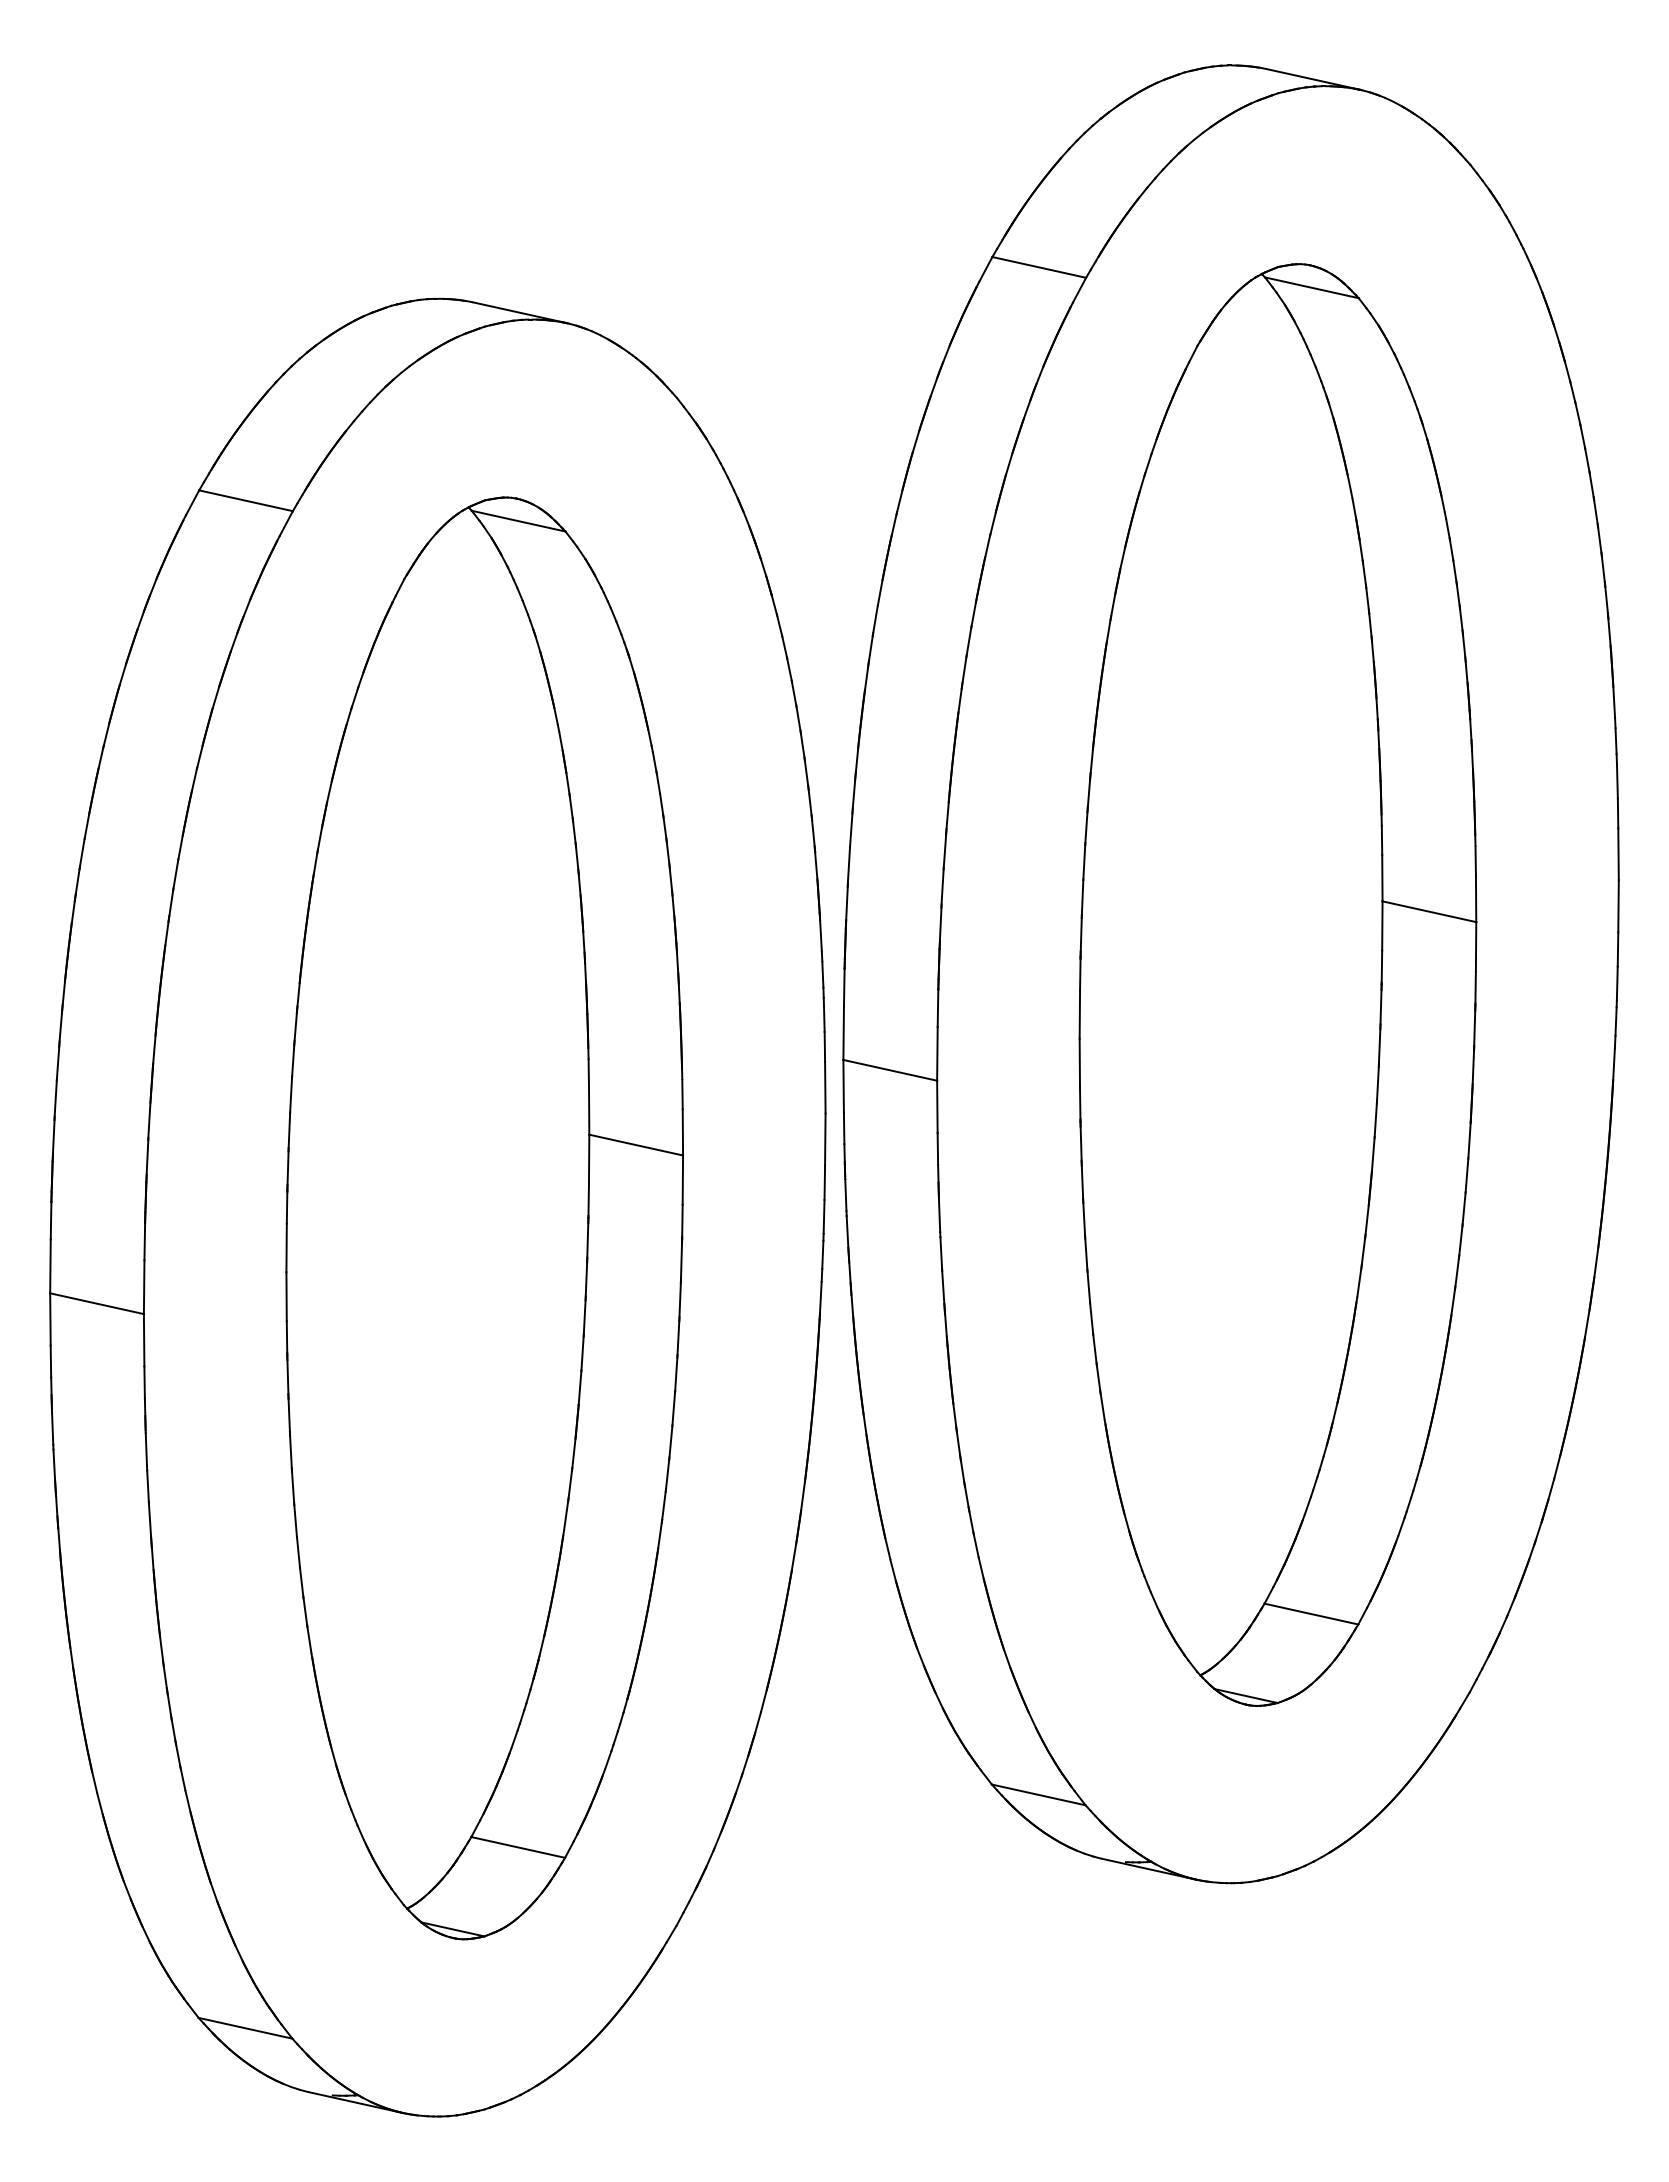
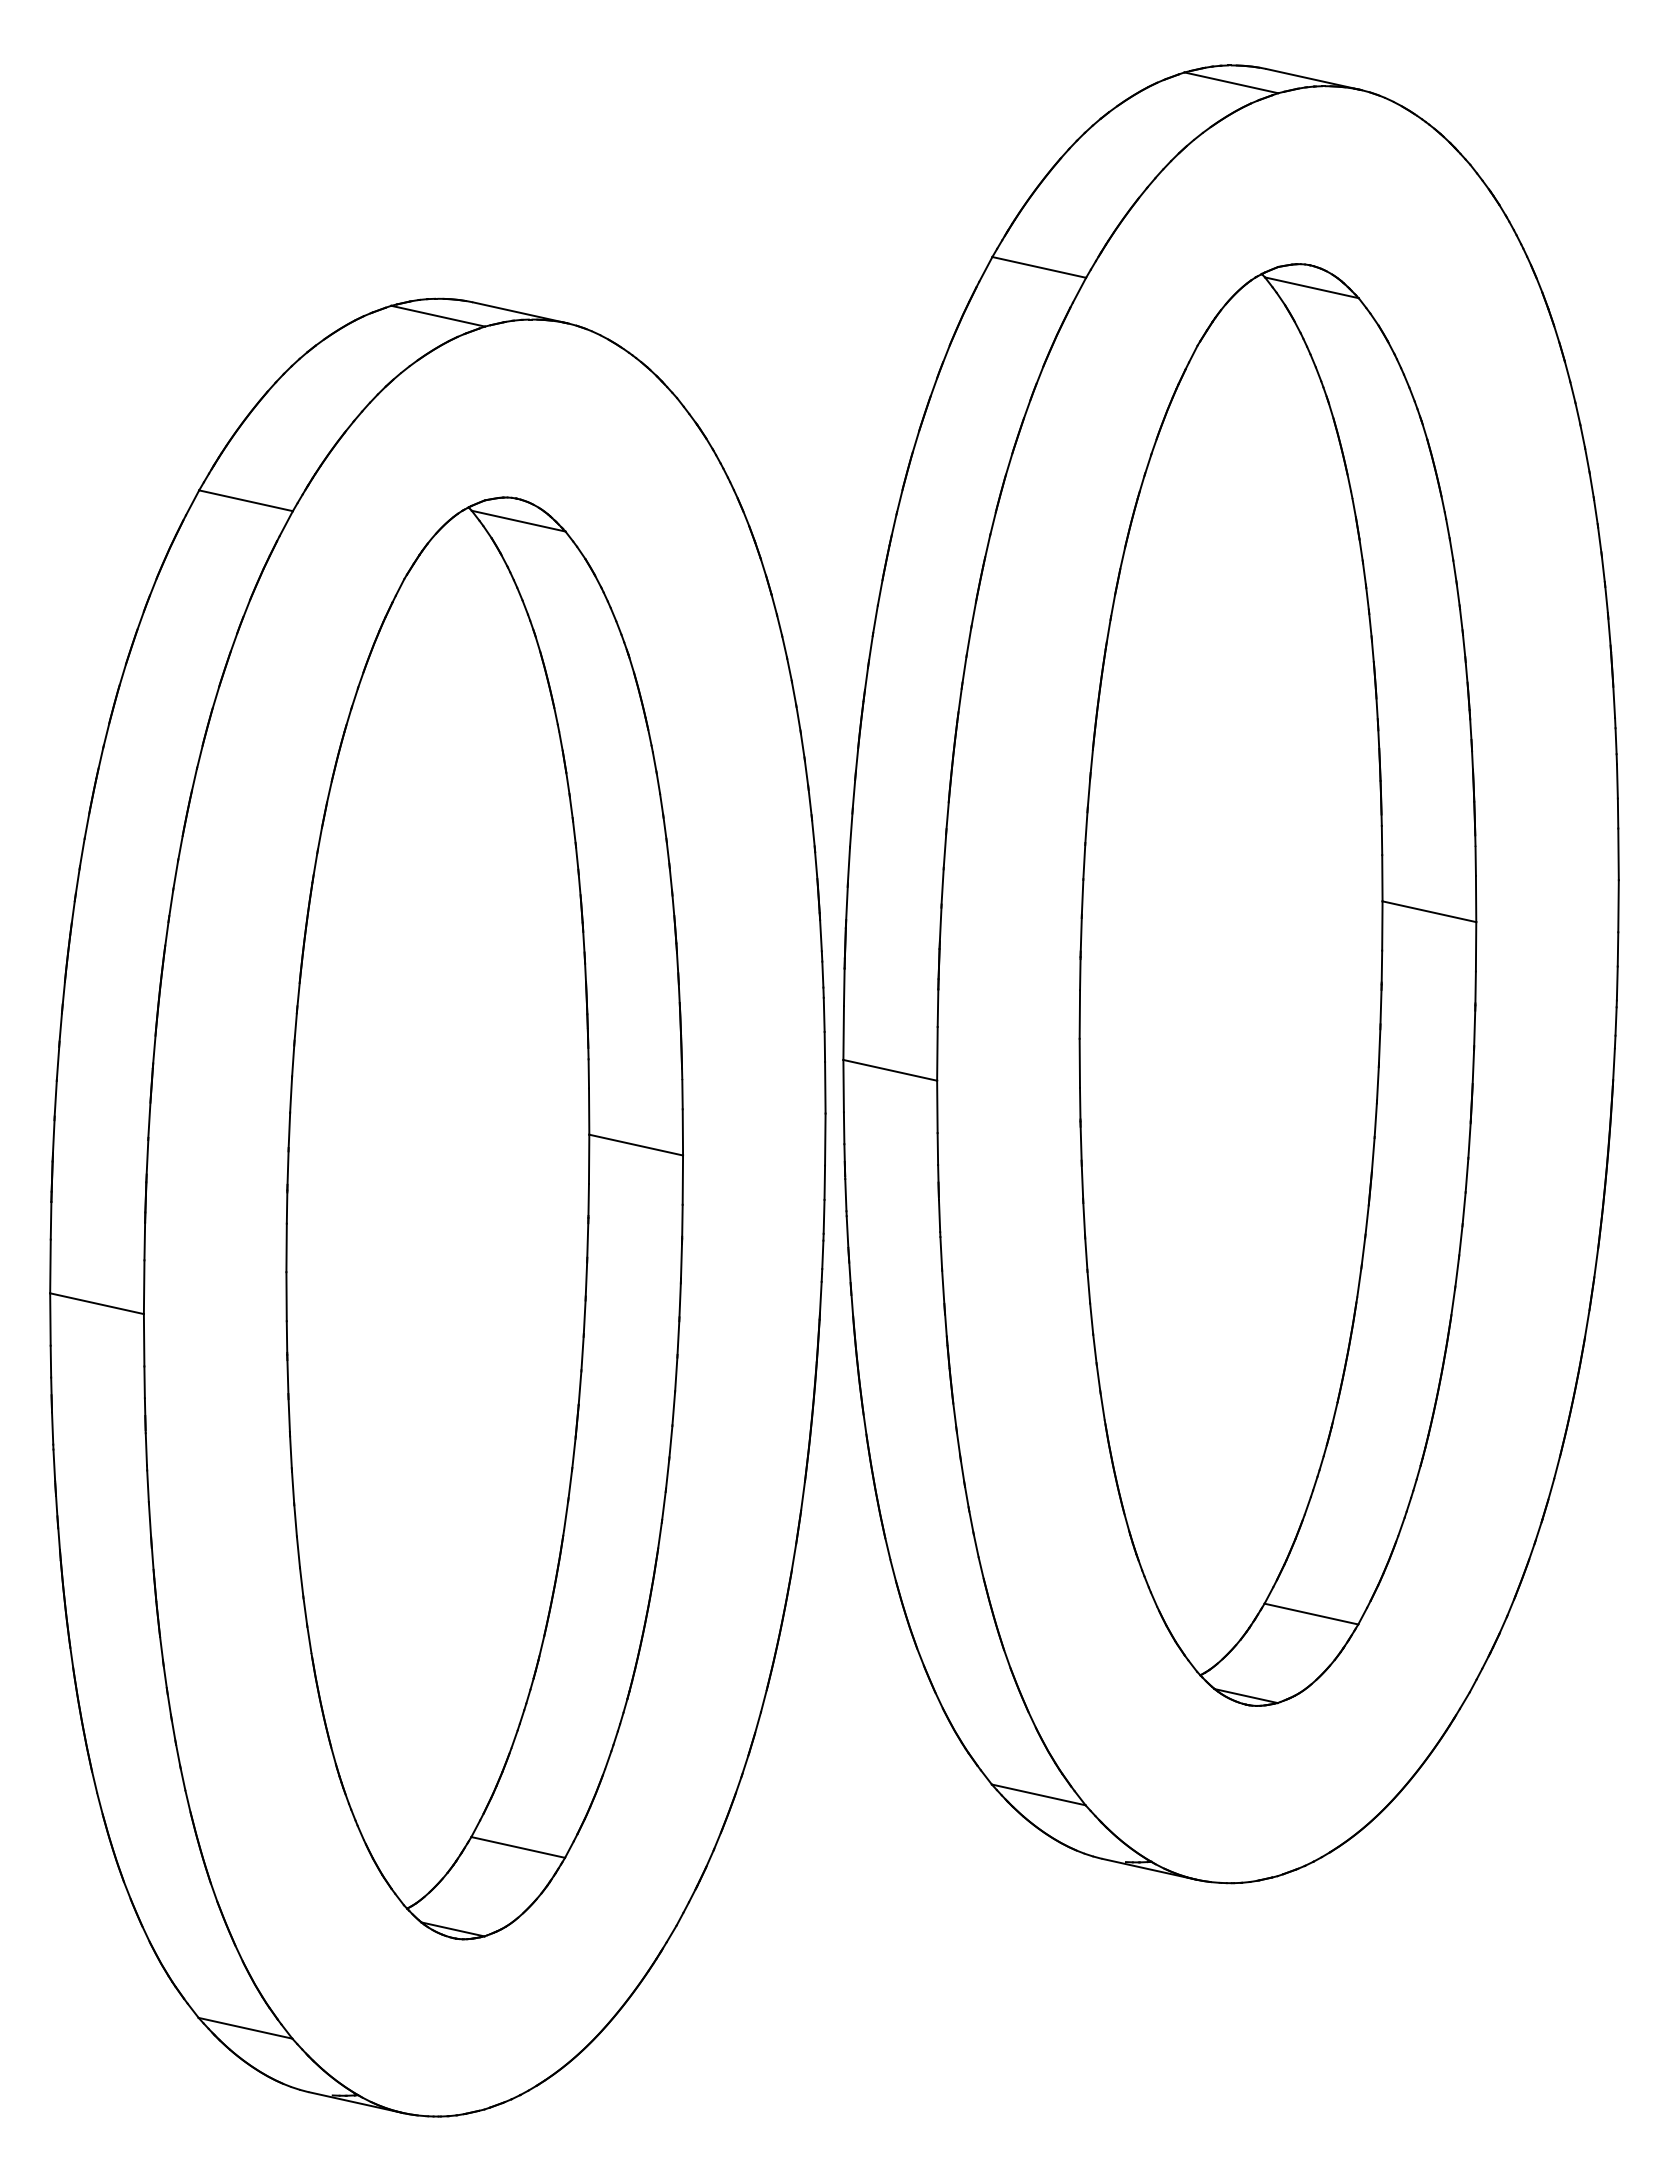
line: none -> present (1231, 82)
line: none -> present (438, 315)
